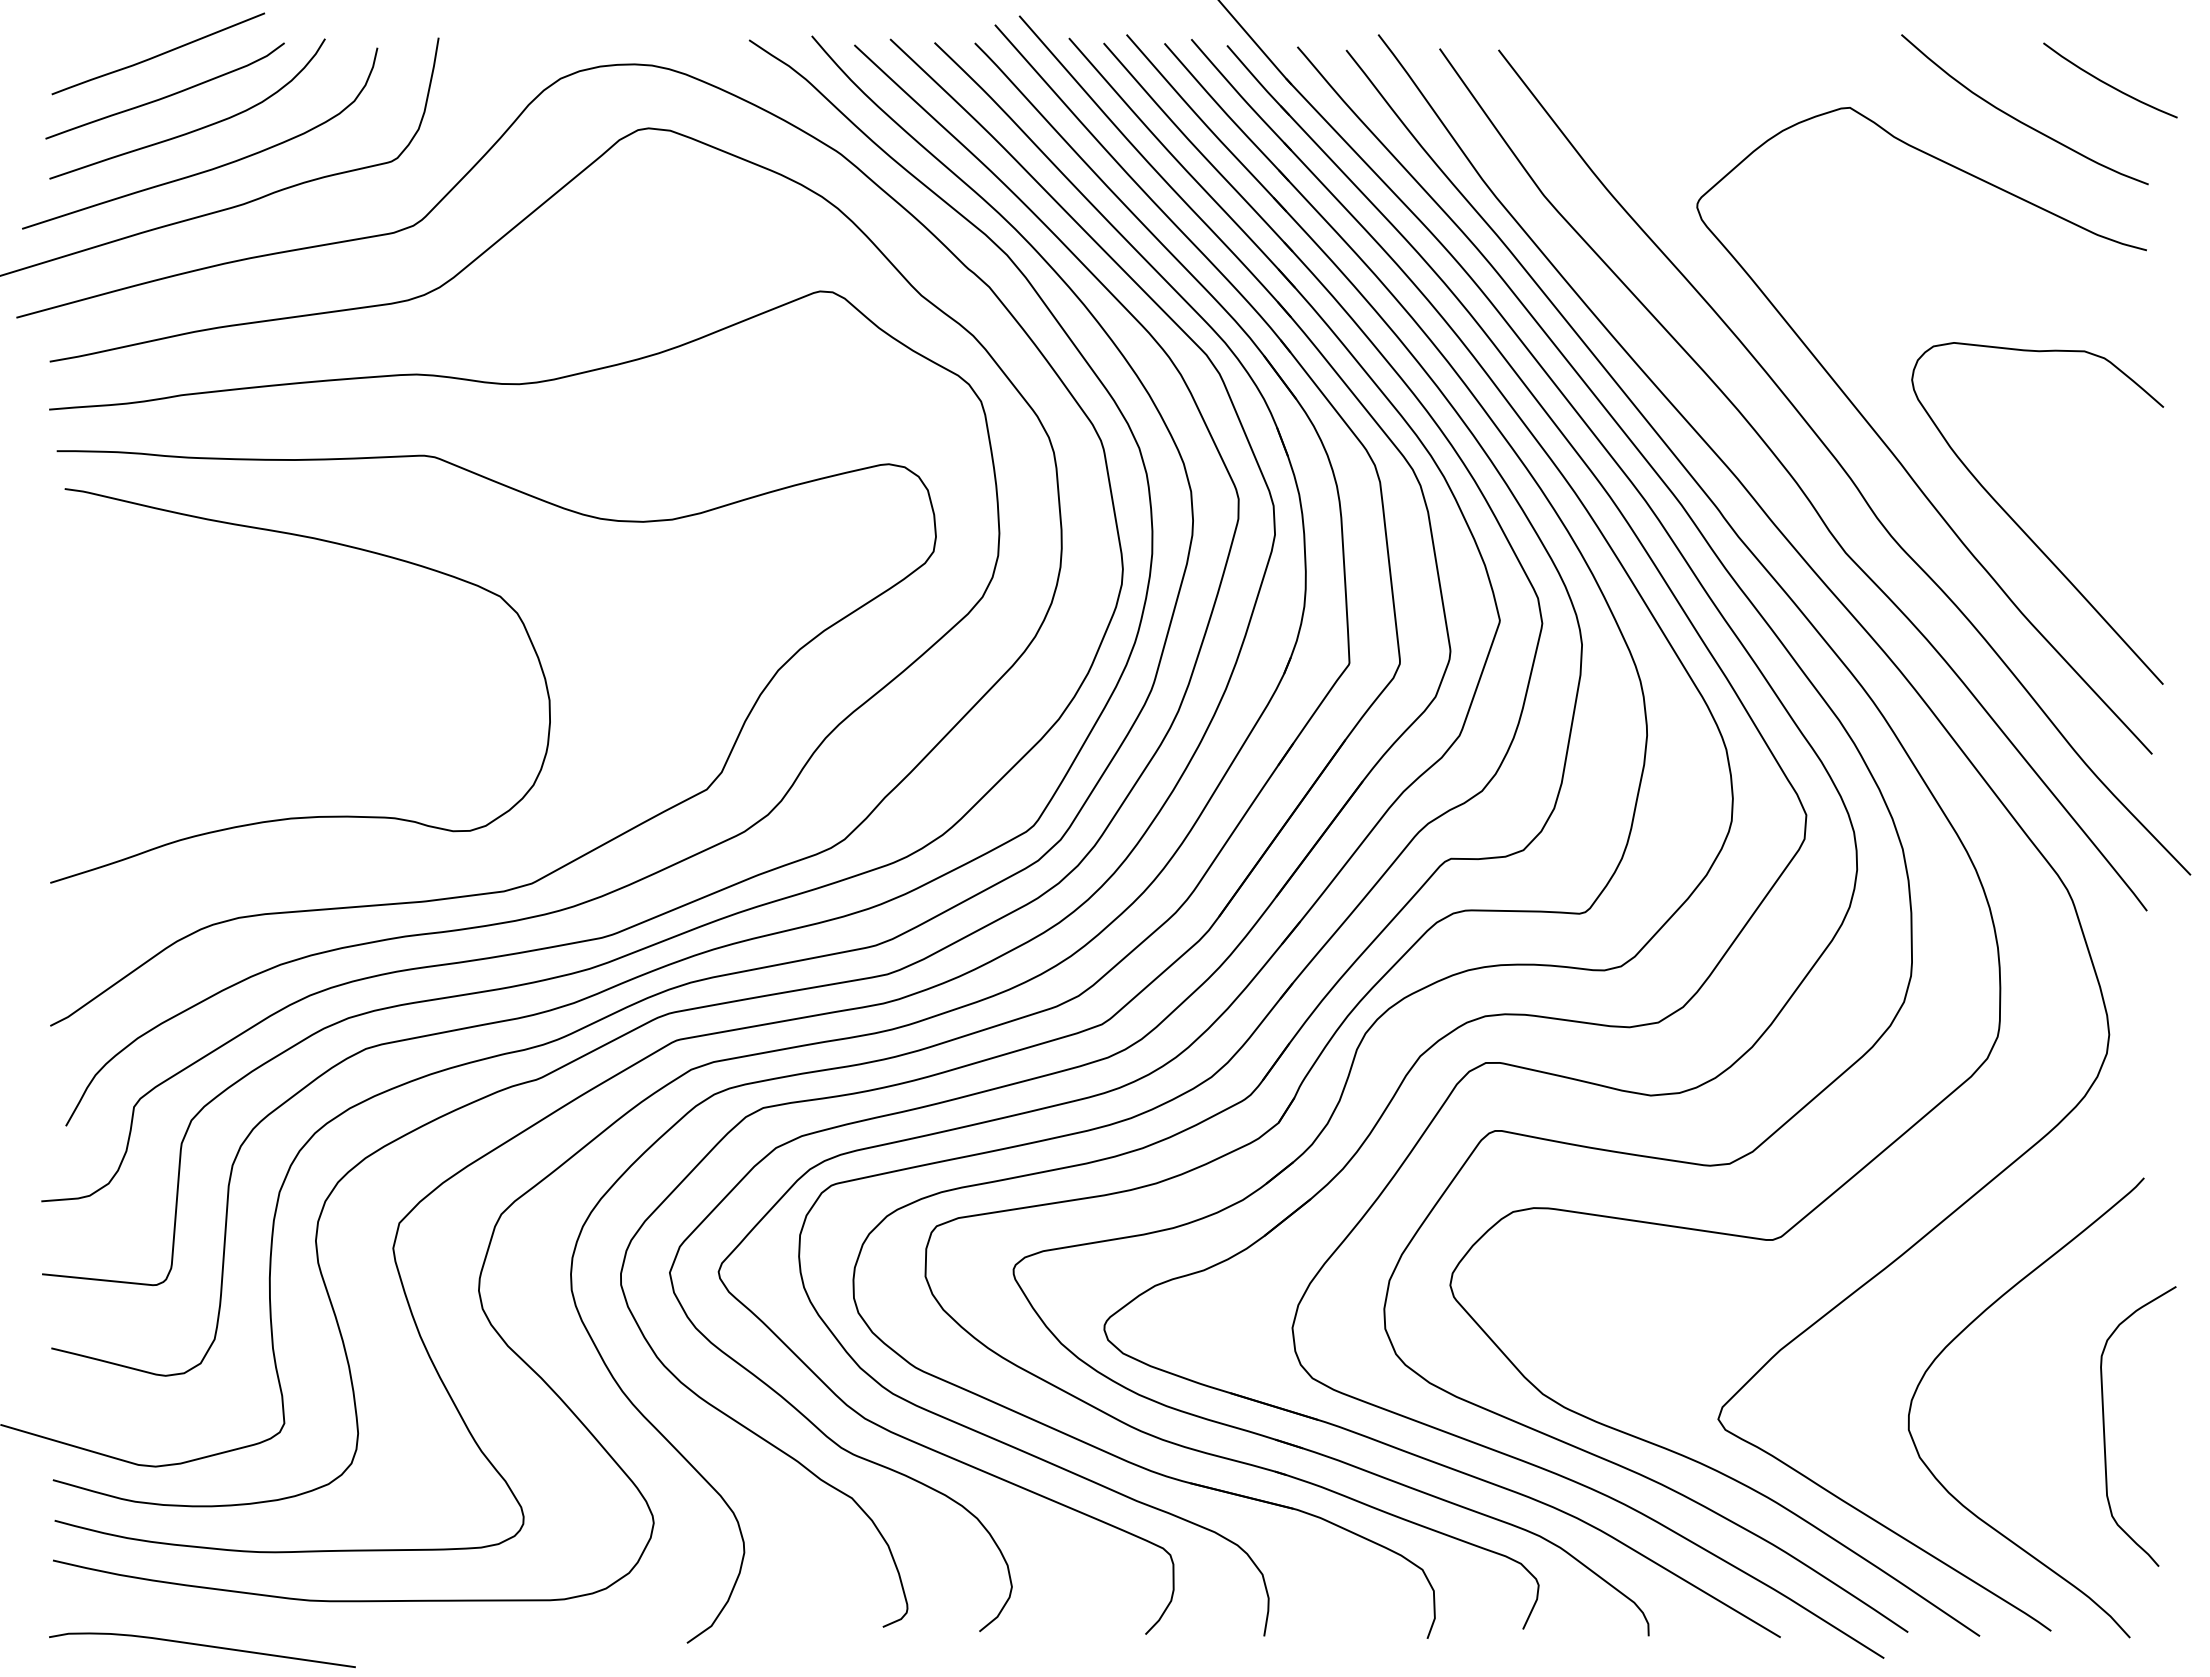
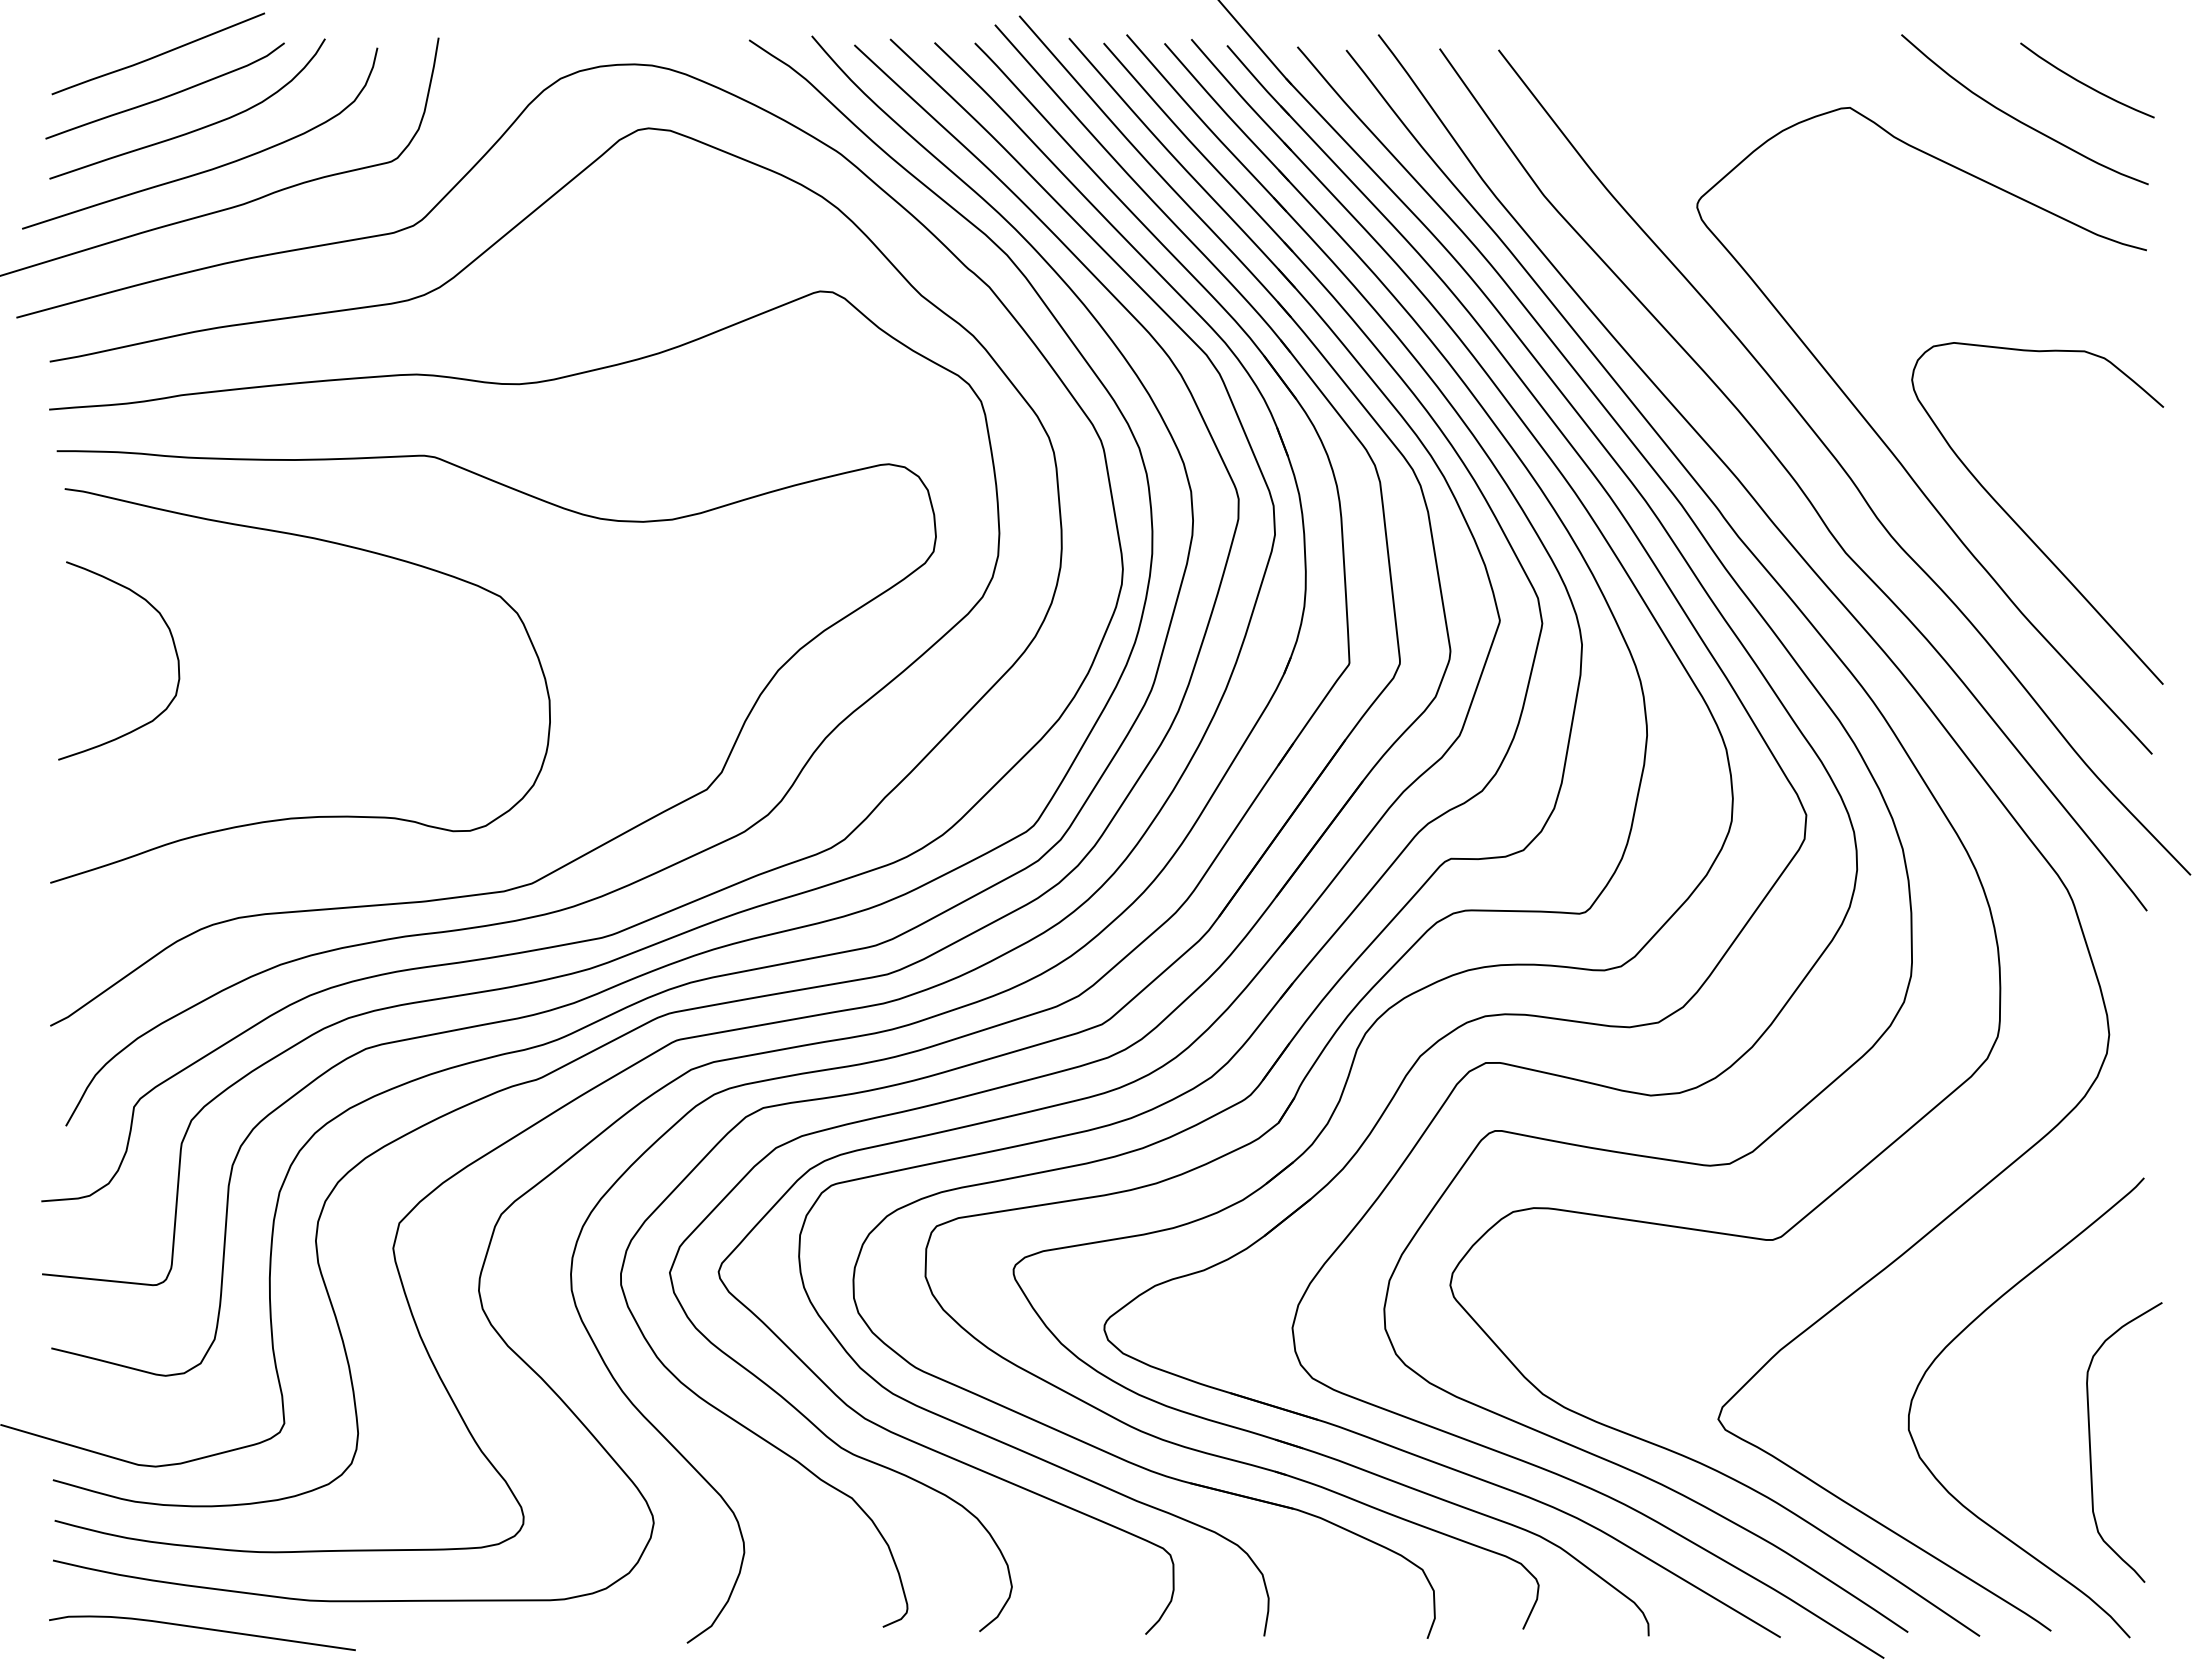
curve position: (2108, 83) -> (2085, 83) (2085, 83)
curve: none -> present (172, 642)
curve position: (2105, 1434) -> (2091, 1450) (2091, 1450)
curve position: (202, 1646) -> (202, 1629) (202, 1629)
